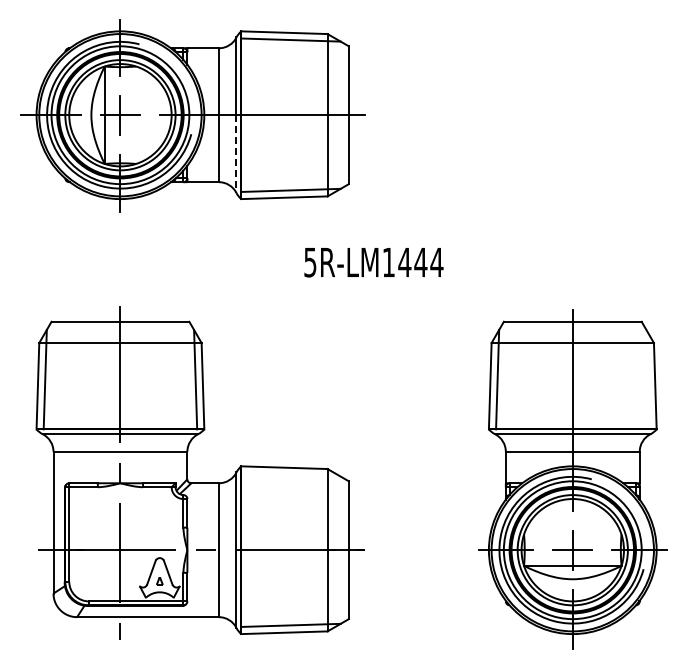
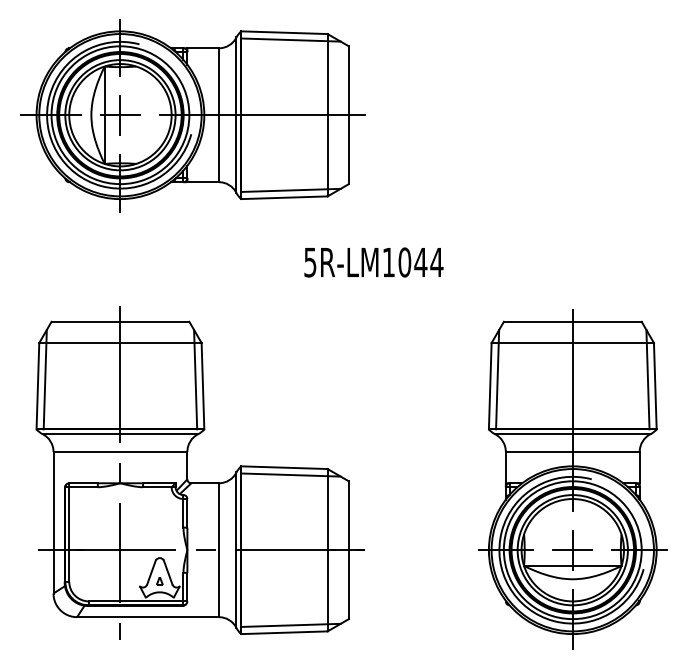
line: dashed -> solid (236, 154)
text: 5R-LM1444 -> 5R-LM1044 (404, 262)
line: none -> present (647, 379)
line: none -> present (290, 474)
